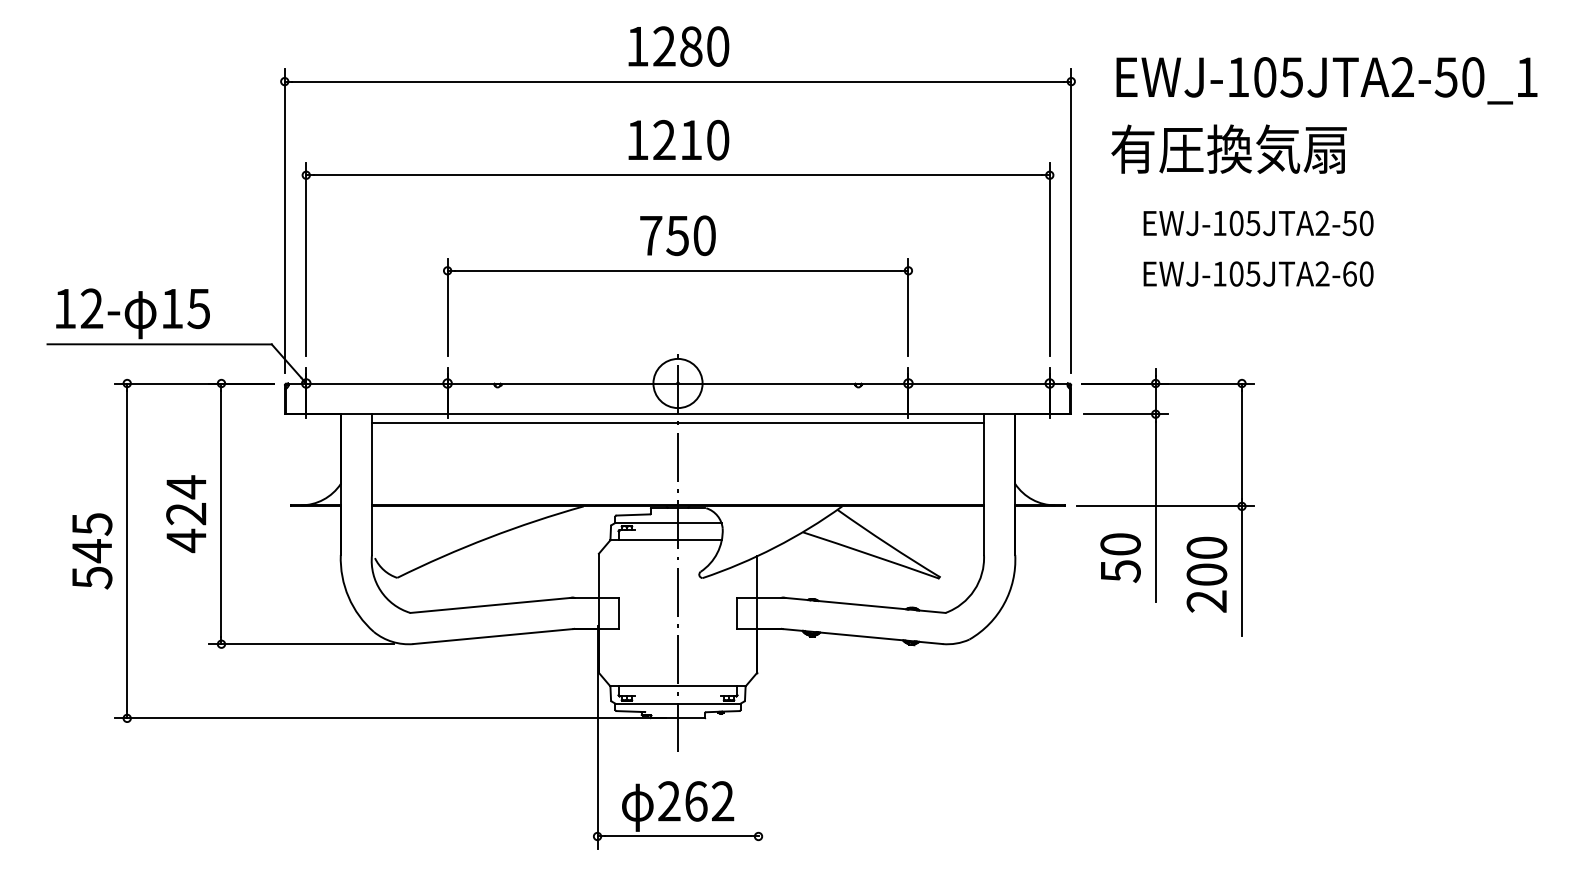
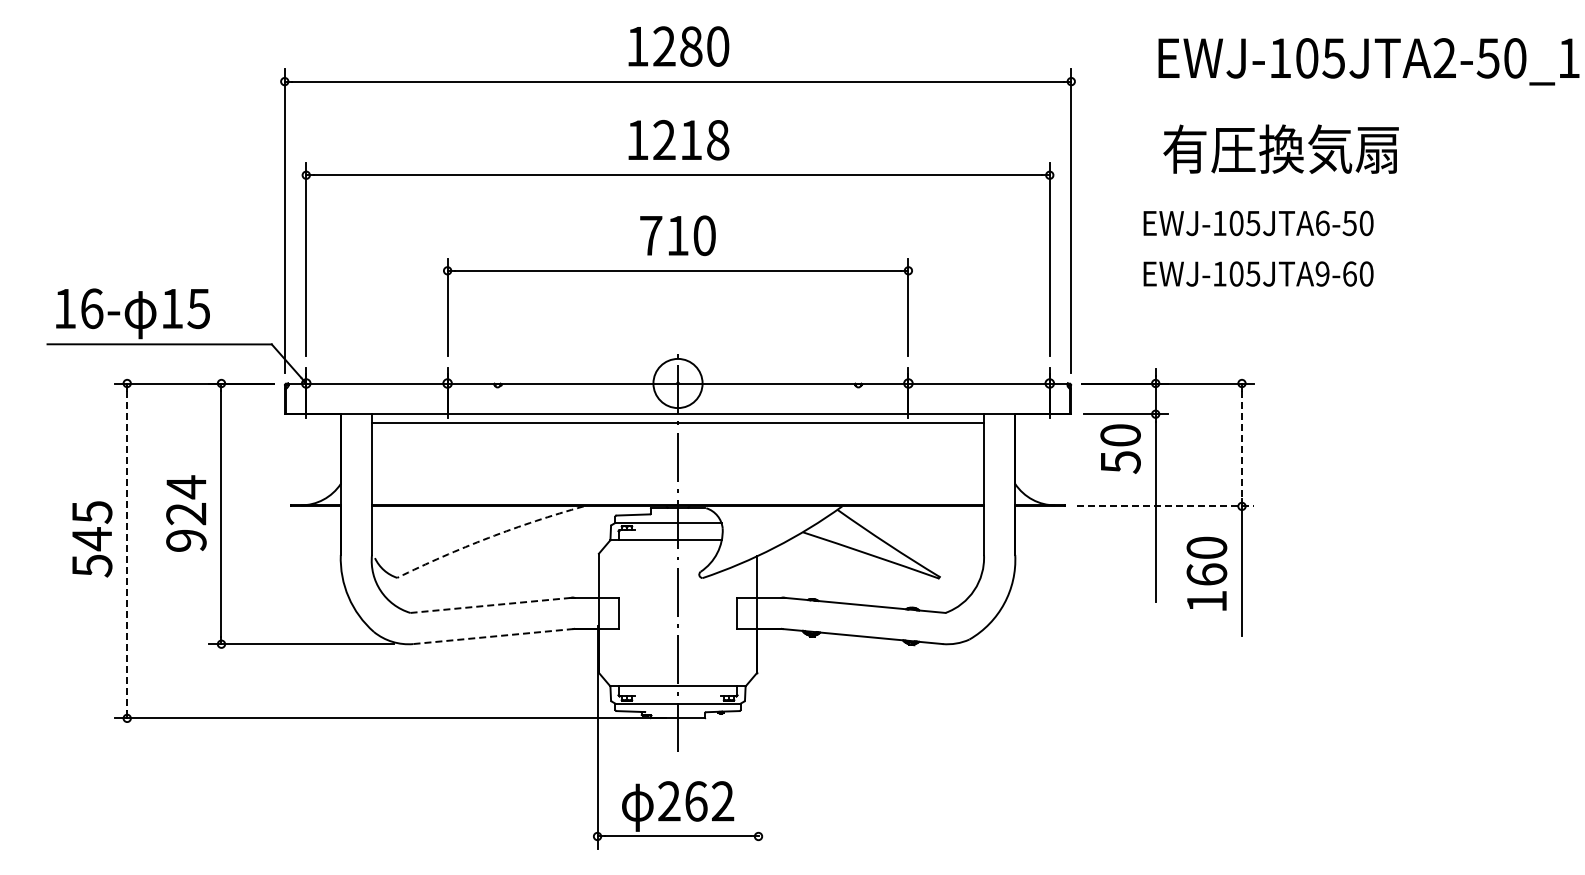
text position: (1326, 80) -> (1368, 61) (1368, 61)
text: 1210 -> 1218 (718, 139)
text position: (1228, 148) -> (1280, 148) (1280, 148)
text: EWJ-105JTA2-50 -> EWJ-105JTA6-50 (1322, 223)
text: 750 -> 710 (677, 236)
text: EWJ-105JTA2-60 -> EWJ-105JTA9-60 (1322, 273)
text: 12- -> 16- (91, 308)
line: solid -> dashed (1241, 445)
line: solid -> dashed (1166, 506)
arc: solid -> dashed (488, 537)
text: 424 -> 924 (186, 540)
text position: (92, 551) -> (92, 539) (92, 539)
line: solid -> dashed (127, 551)
text position: (1120, 557) -> (1120, 448) (1120, 448)
text: 200 -> 160 (1206, 587)
line: solid -> dashed (490, 605)
line: solid -> dashed (493, 636)
